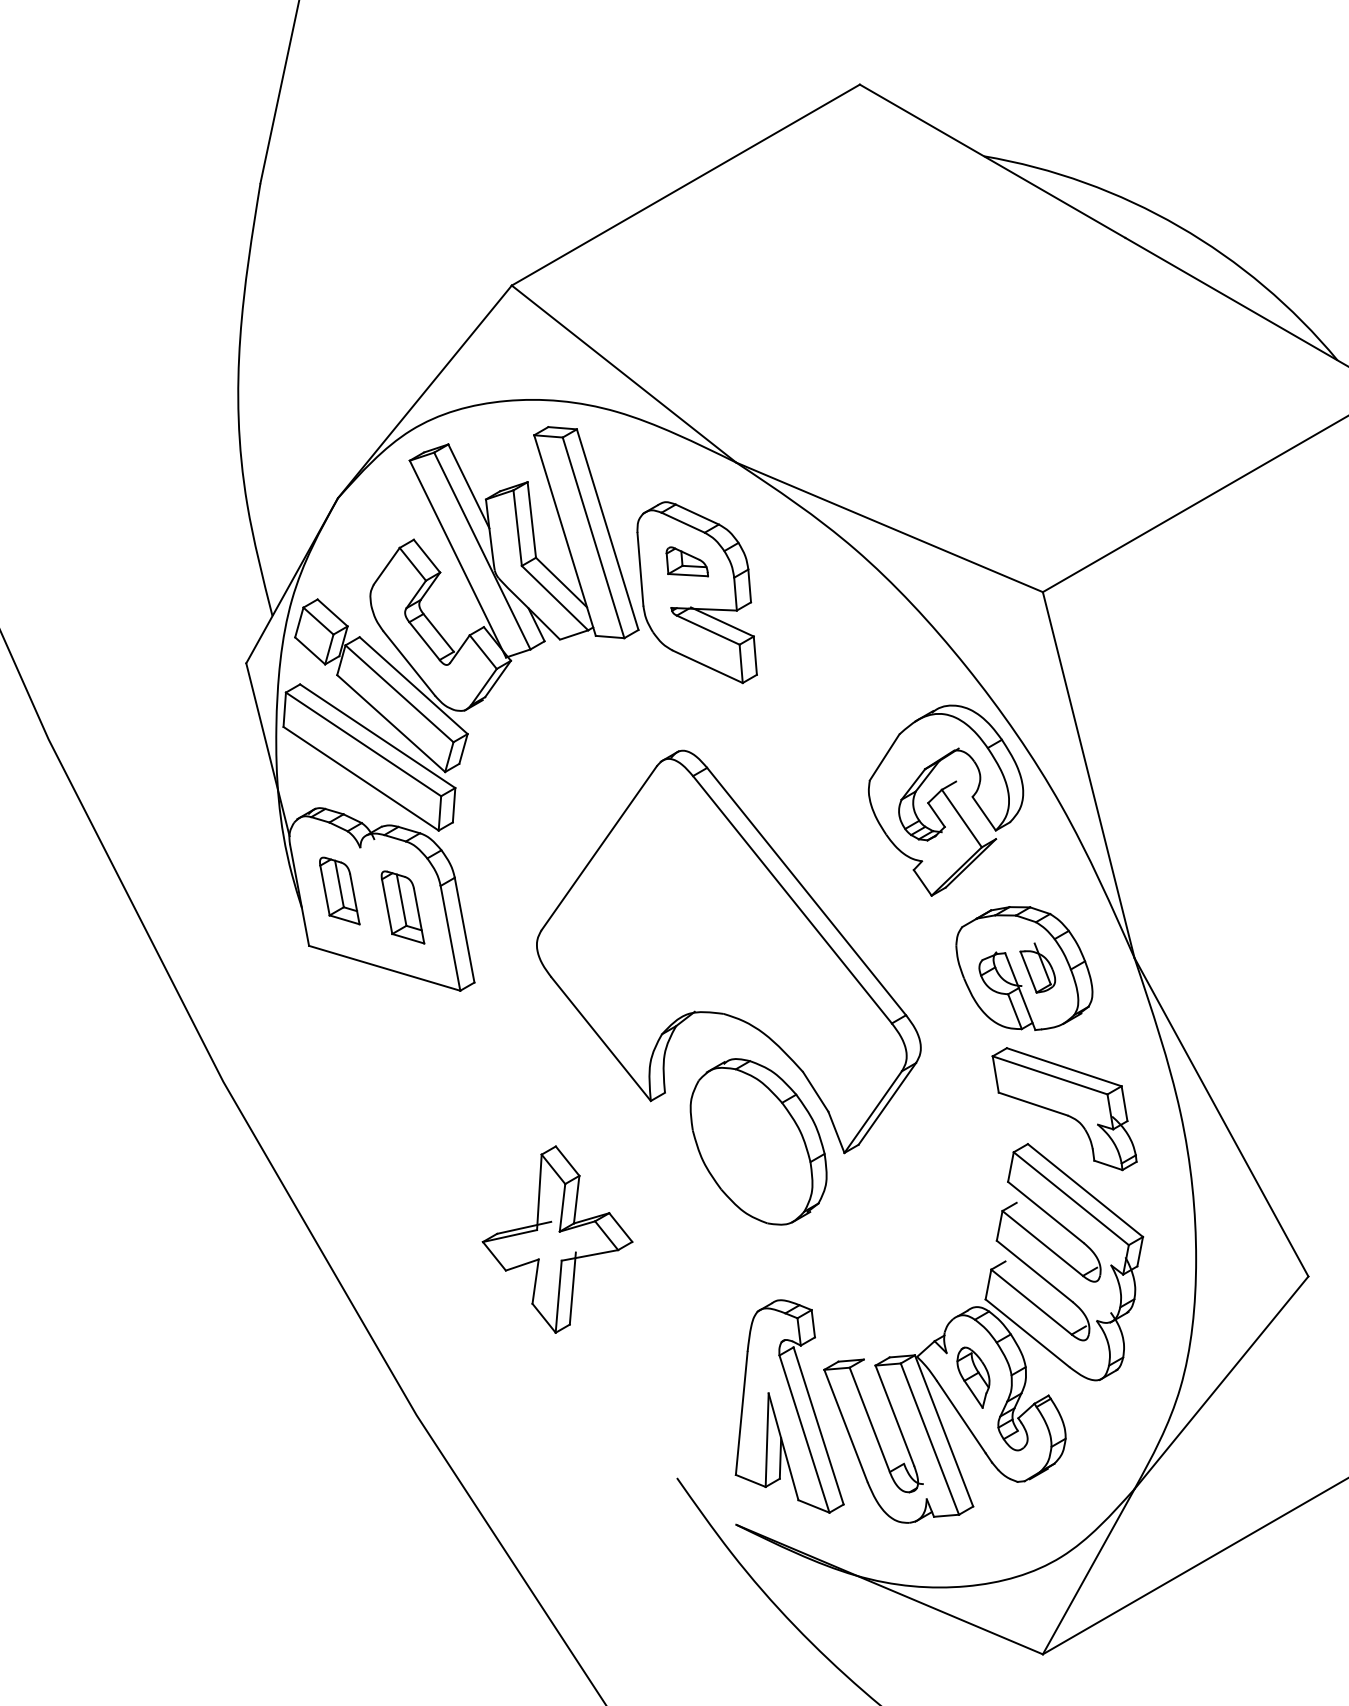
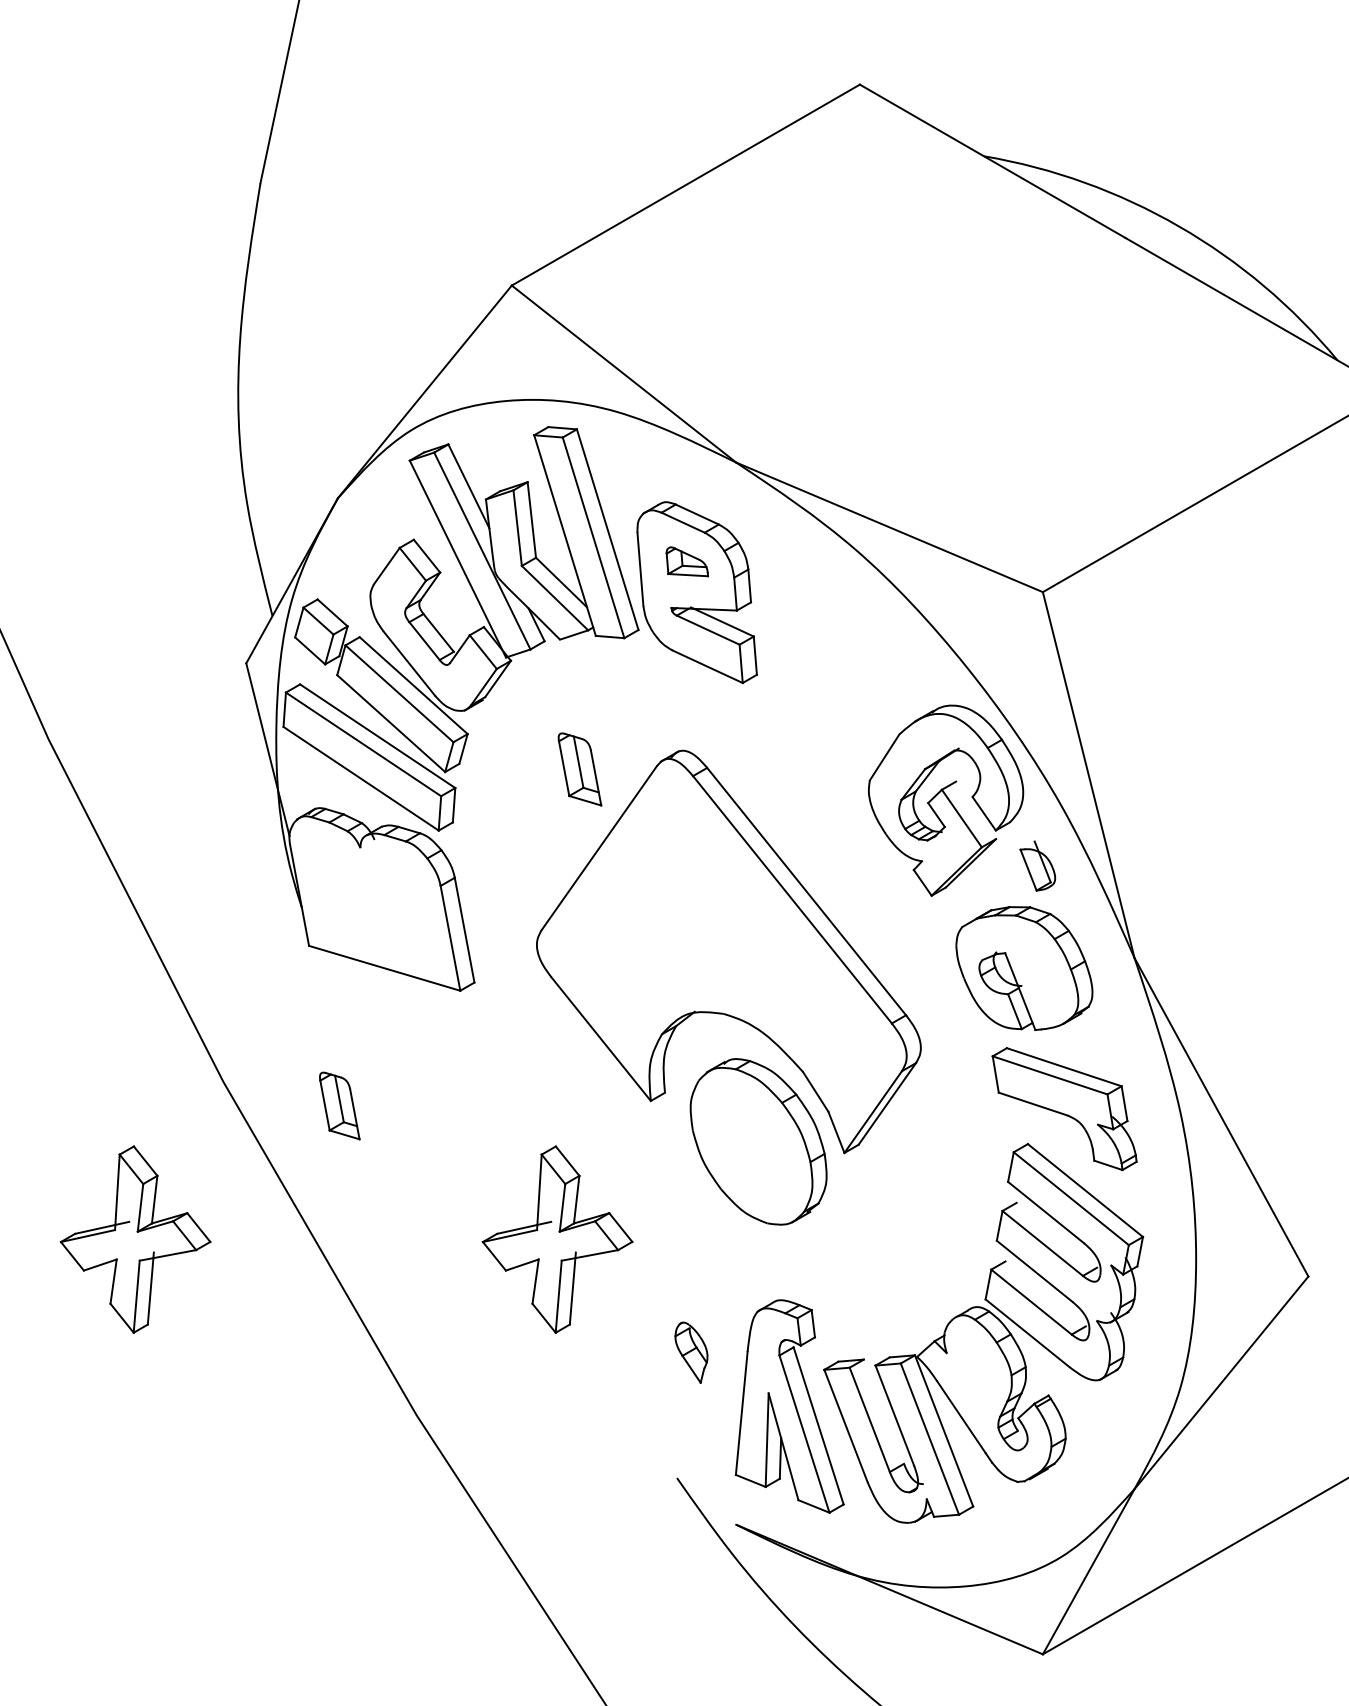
part position: (339, 890) -> (339, 1105) (339, 1105)
part position: (402, 907) -> (579, 769) (579, 769)
part position: (1037, 967) -> (1037, 865) (1037, 865)
part: none -> present (135, 1239)
part position: (973, 1377) -> (691, 1352) (691, 1352)
